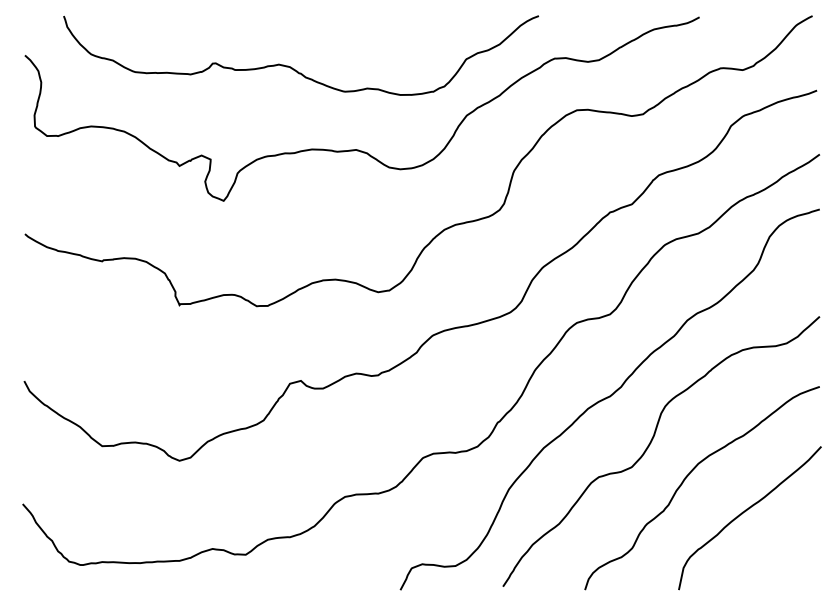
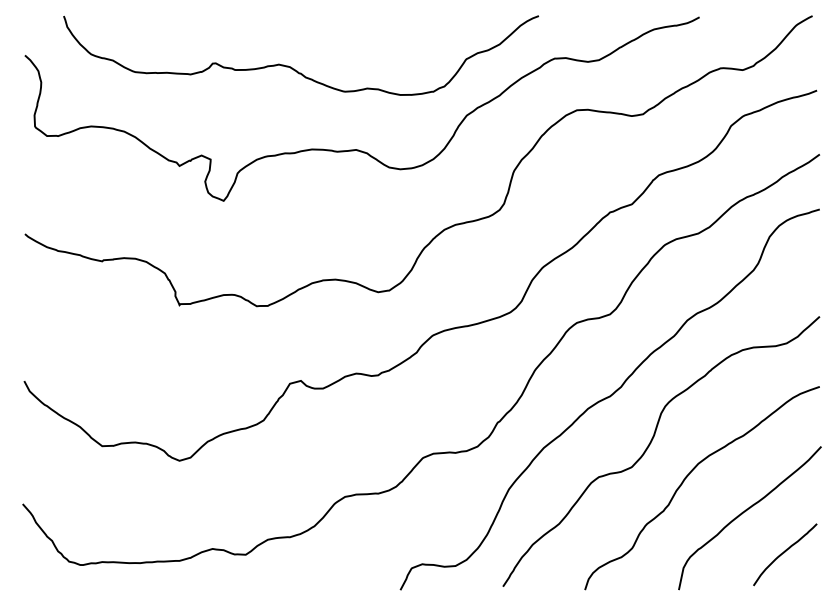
curve: none -> present (784, 553)
